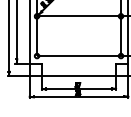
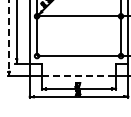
line: solid -> dashed (8, 38)
line: solid -> dashed (79, 75)
